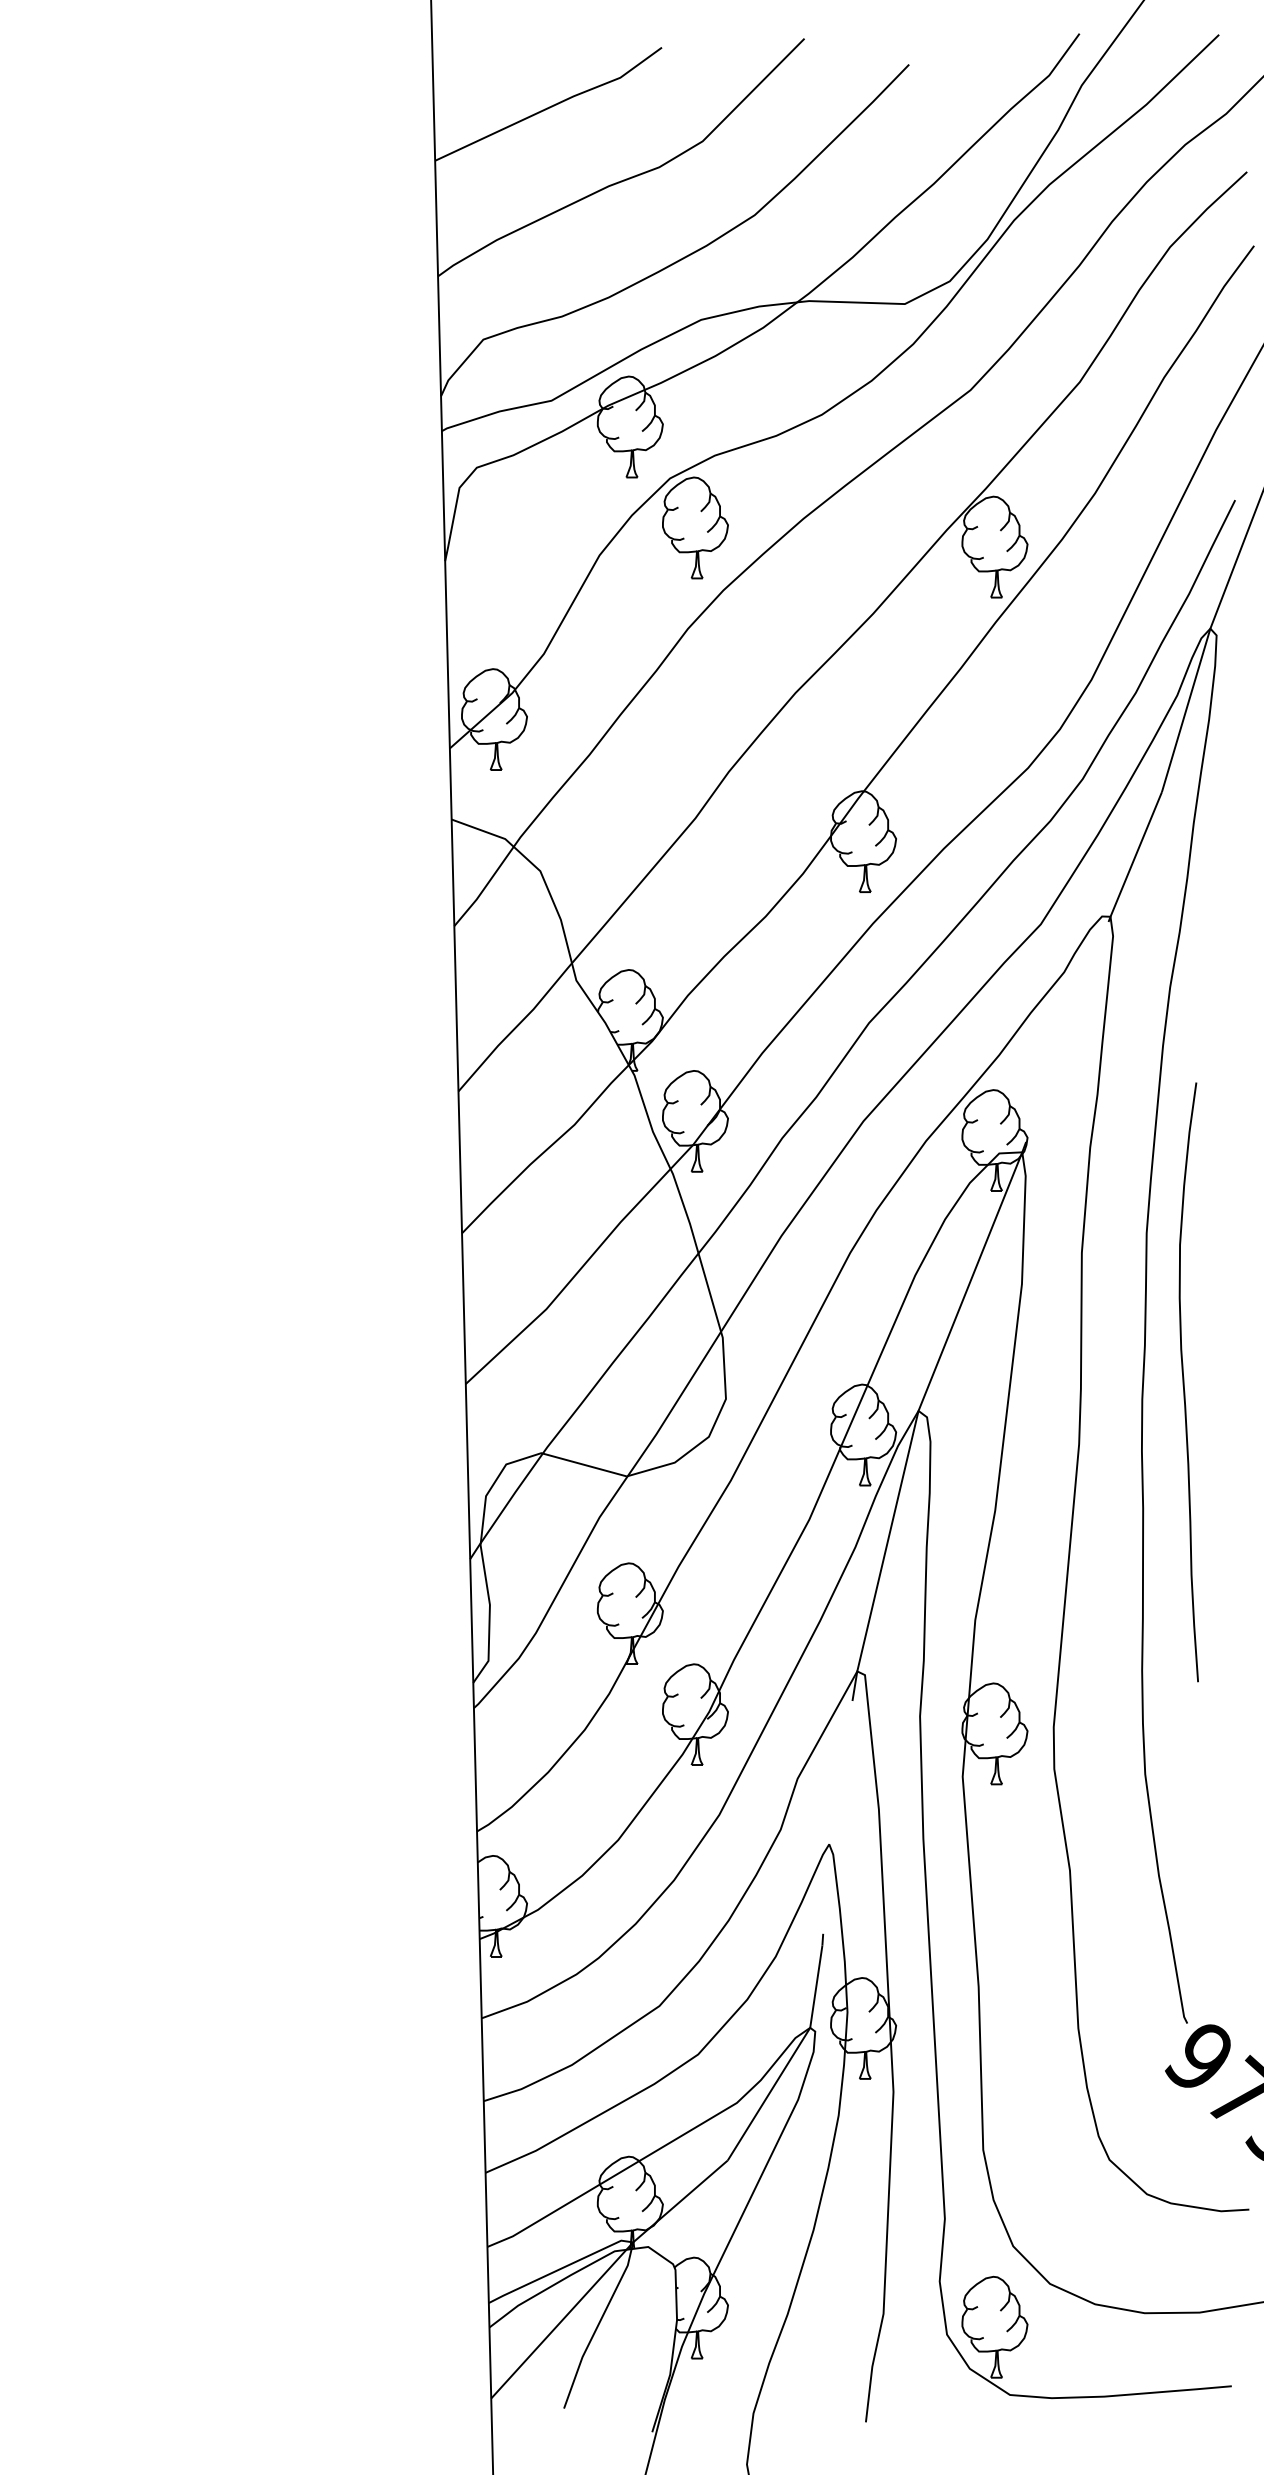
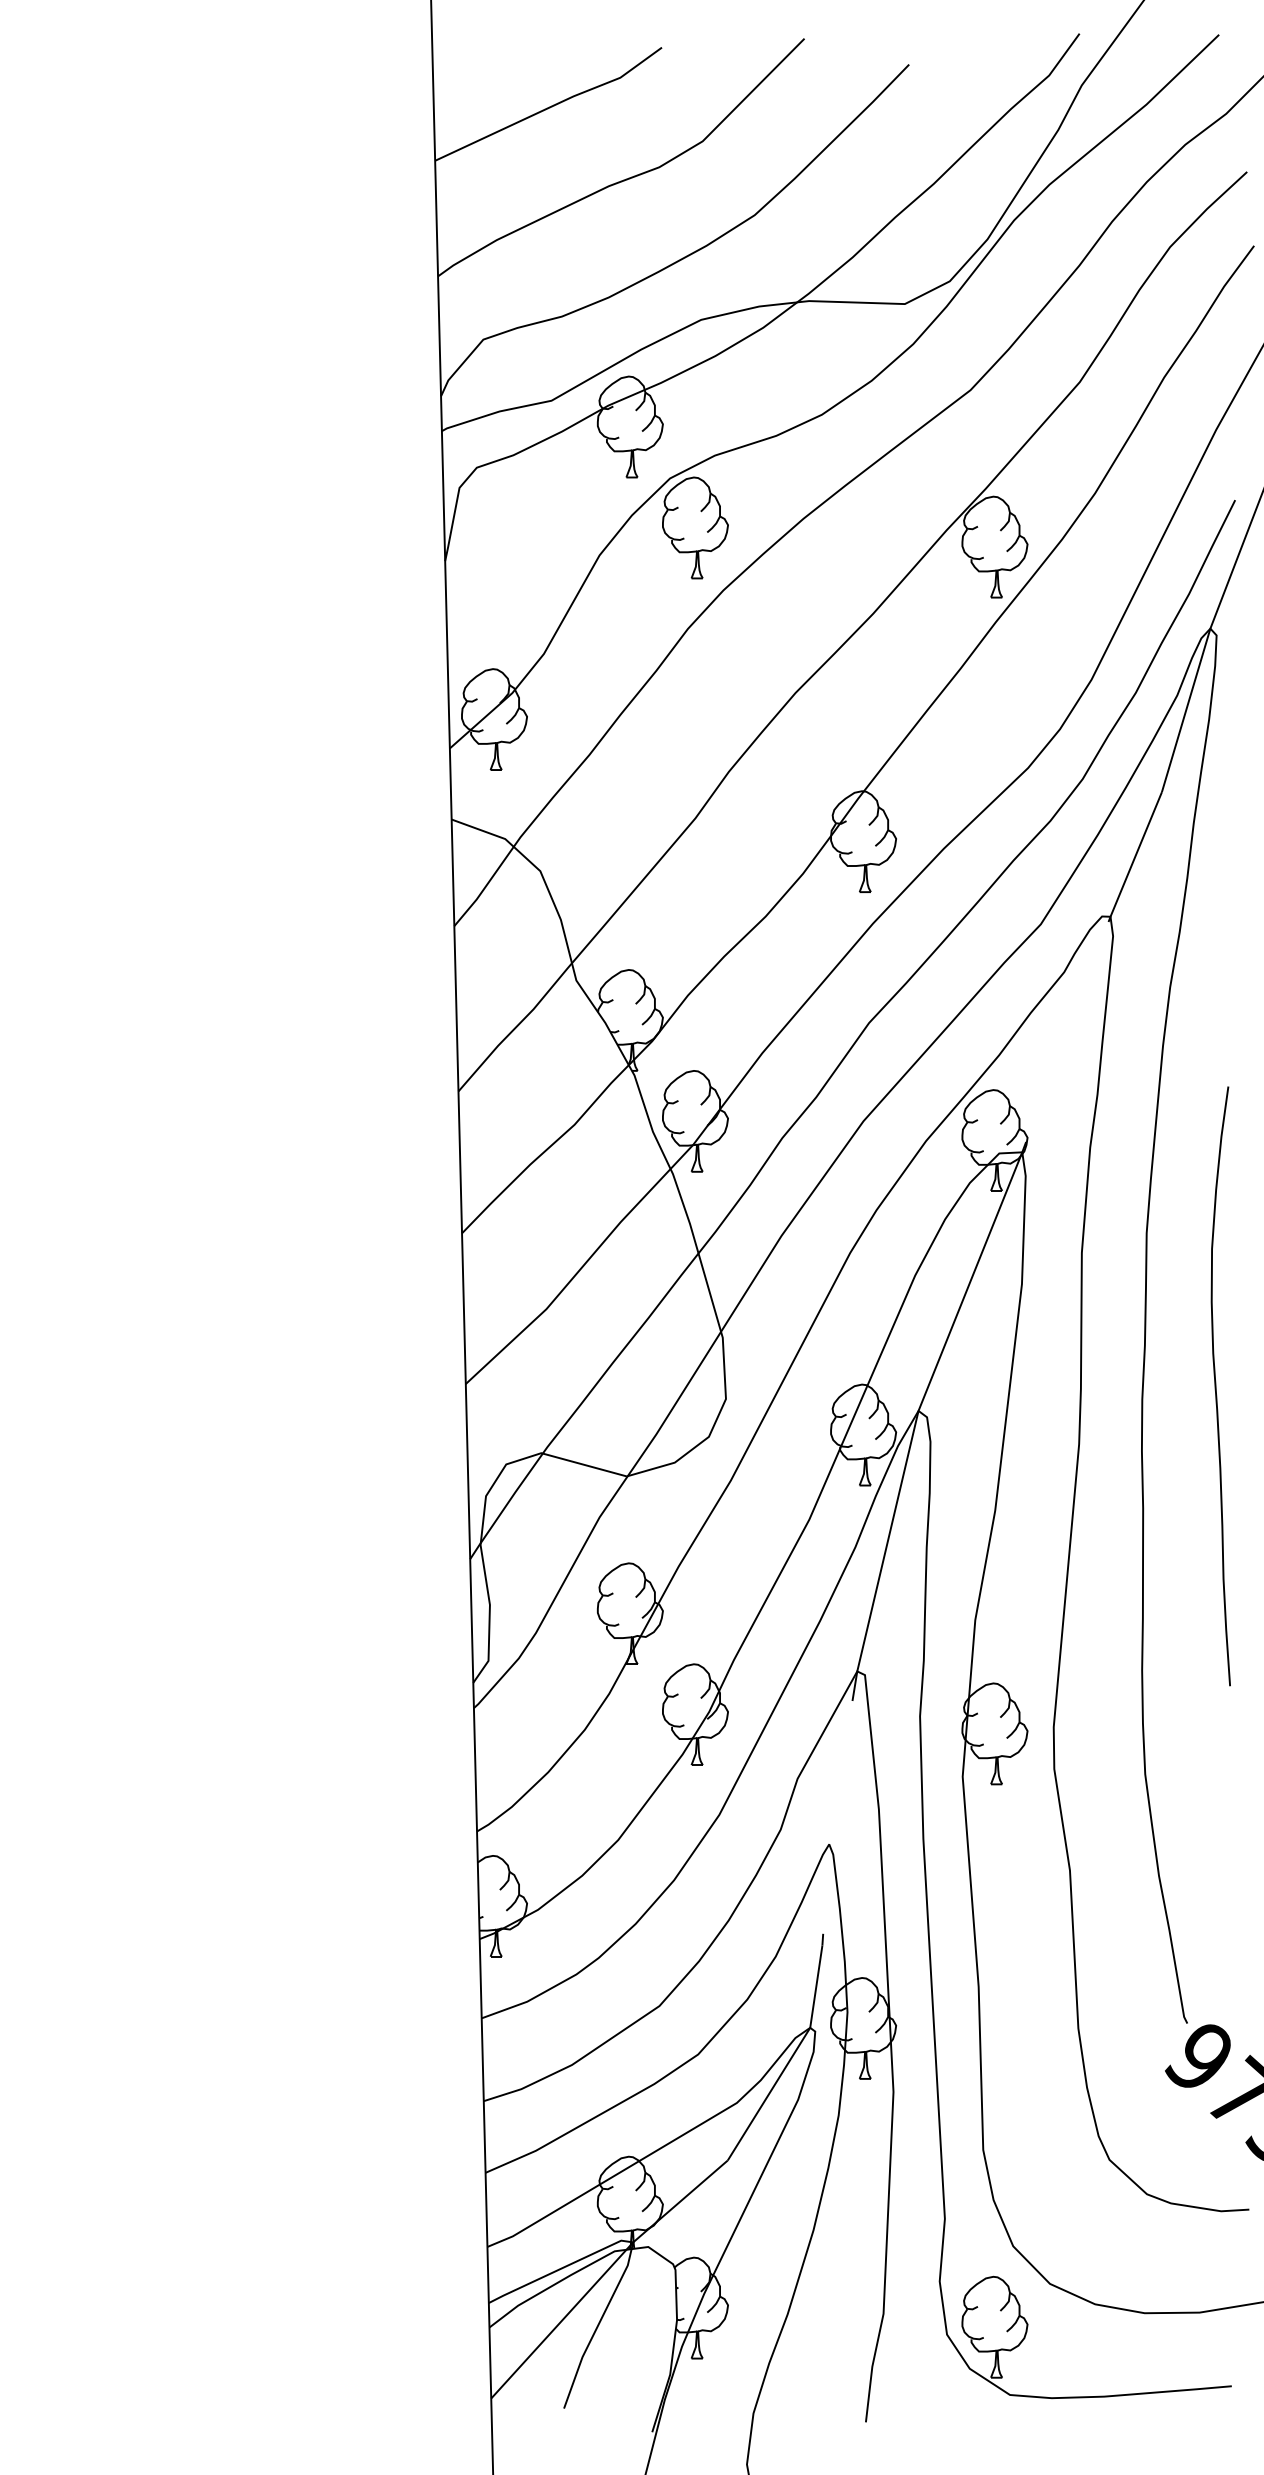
curve position: (1184, 1382) -> (1216, 1386) (1216, 1386)
